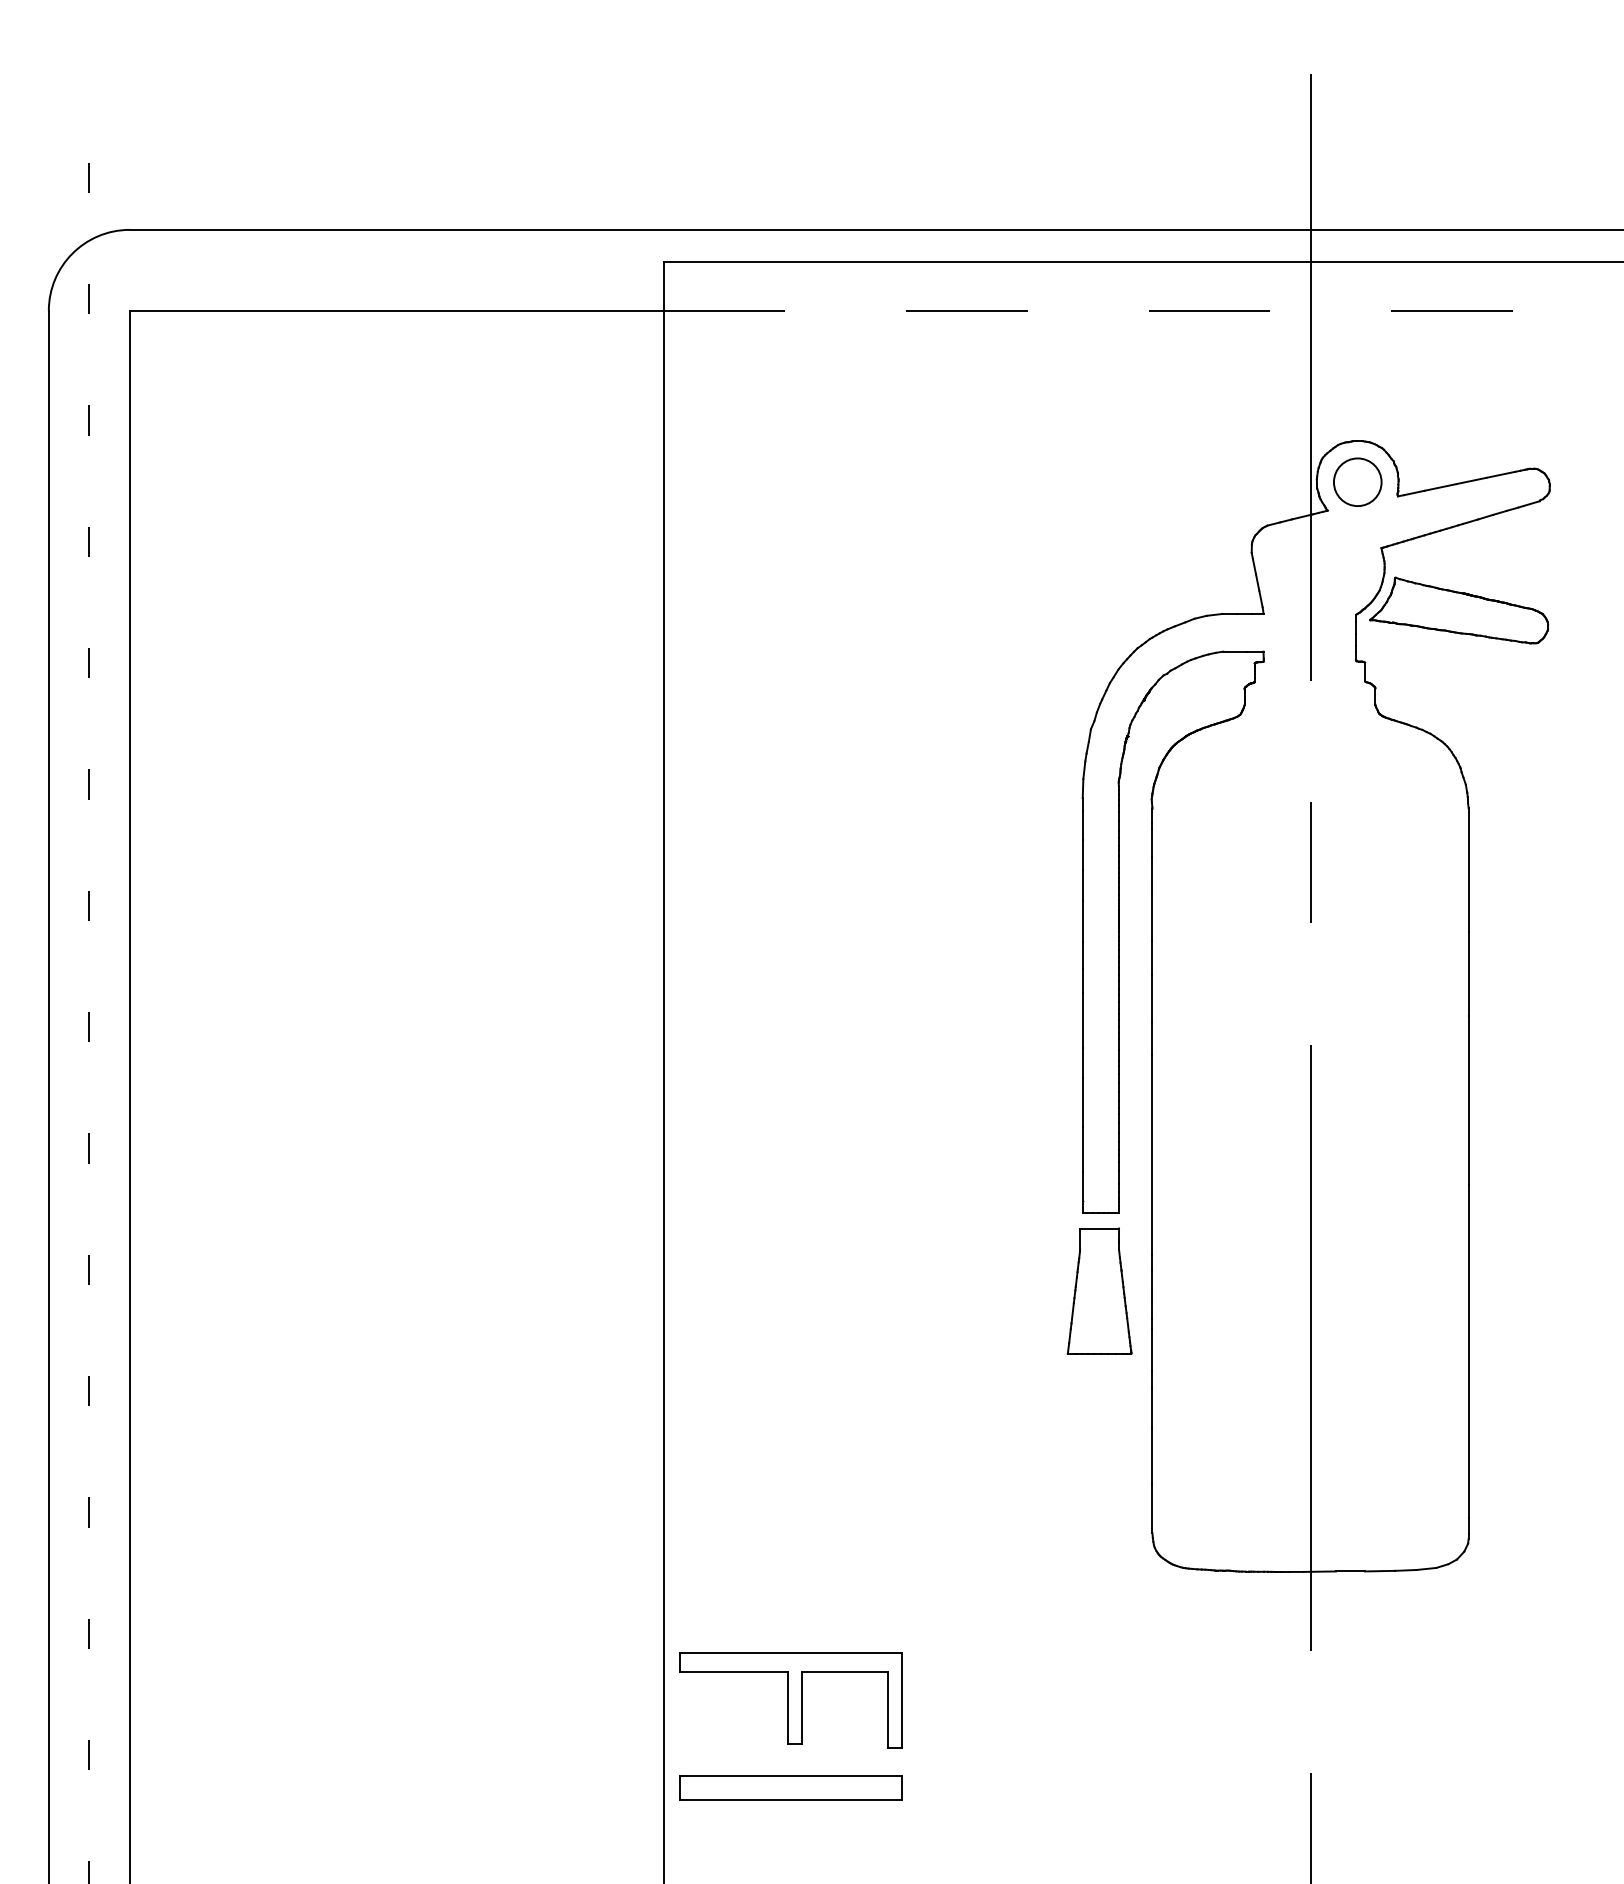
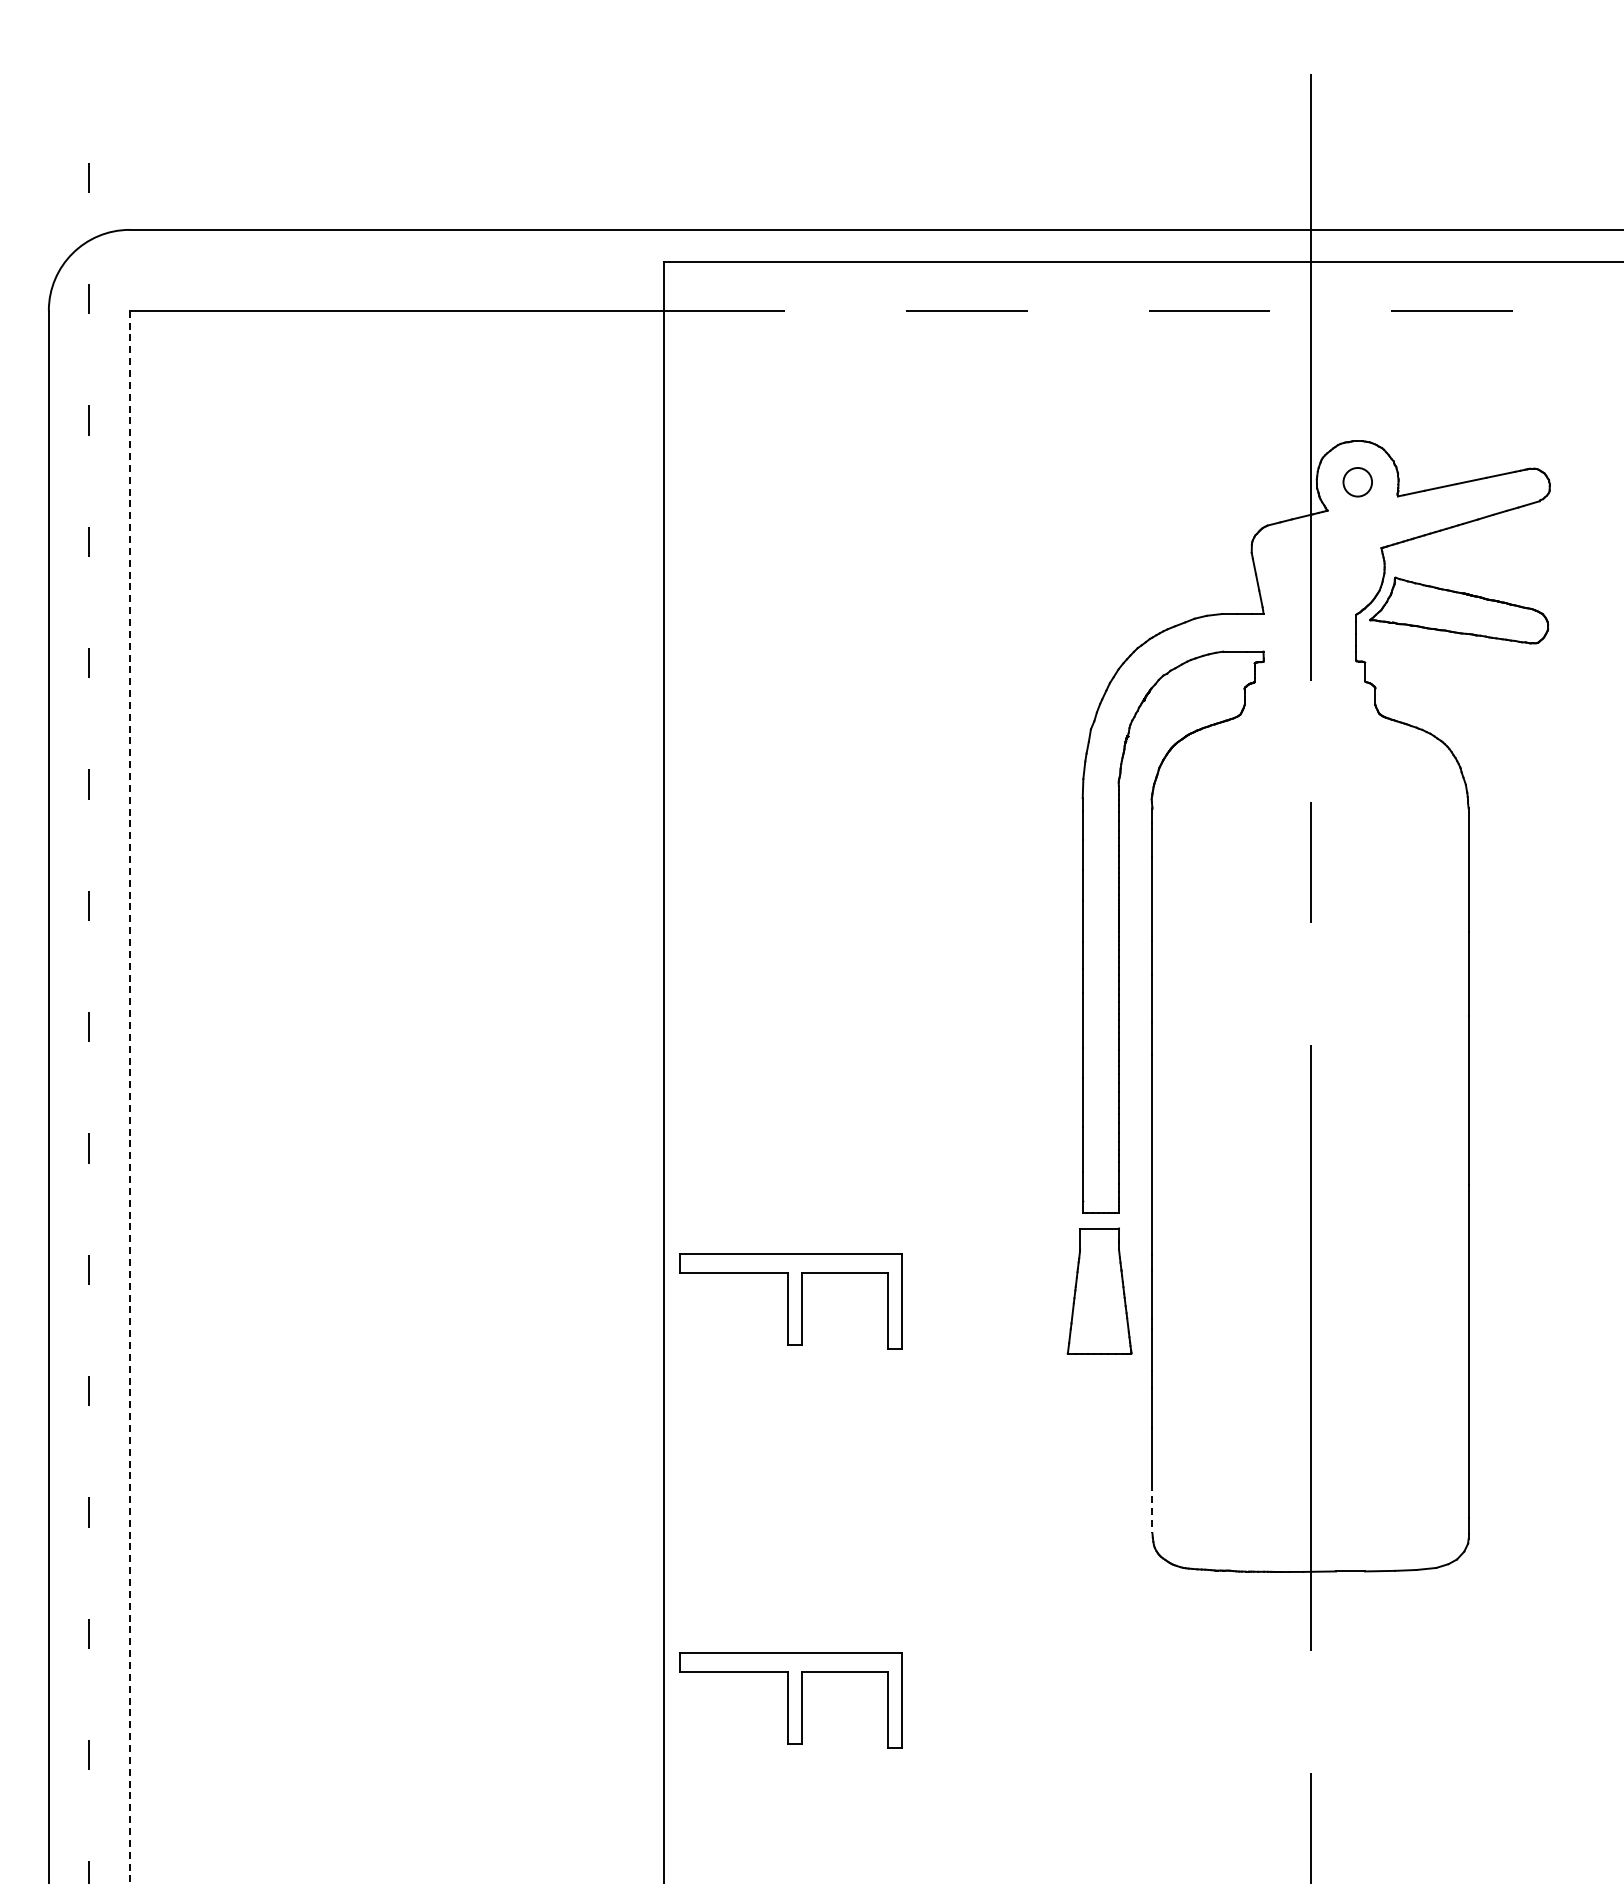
circle diameter: 48 px -> 29 px (1357, 481)
line: solid -> dashed (129, 1097)
part: none -> present (790, 1301)
line: solid -> dashed (1152, 1509)
part: present -> none (790, 1787)
